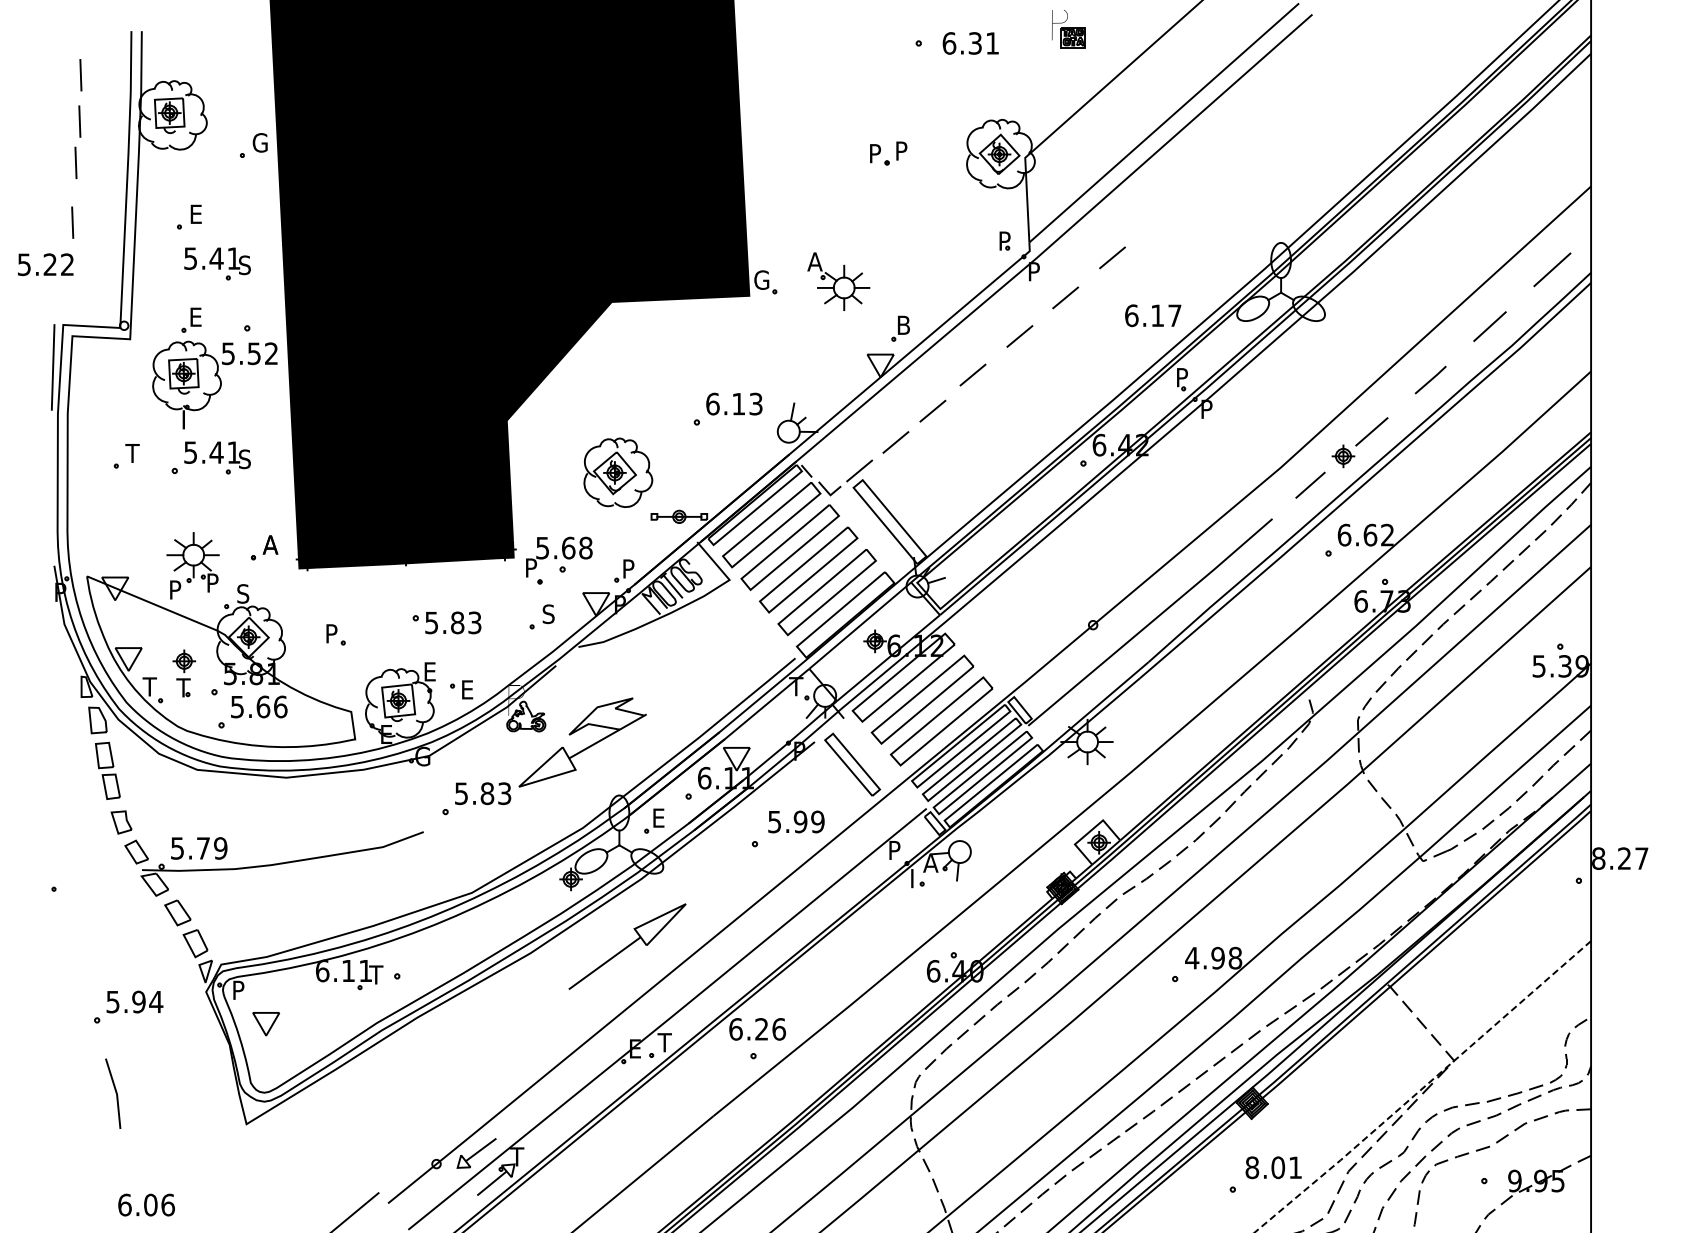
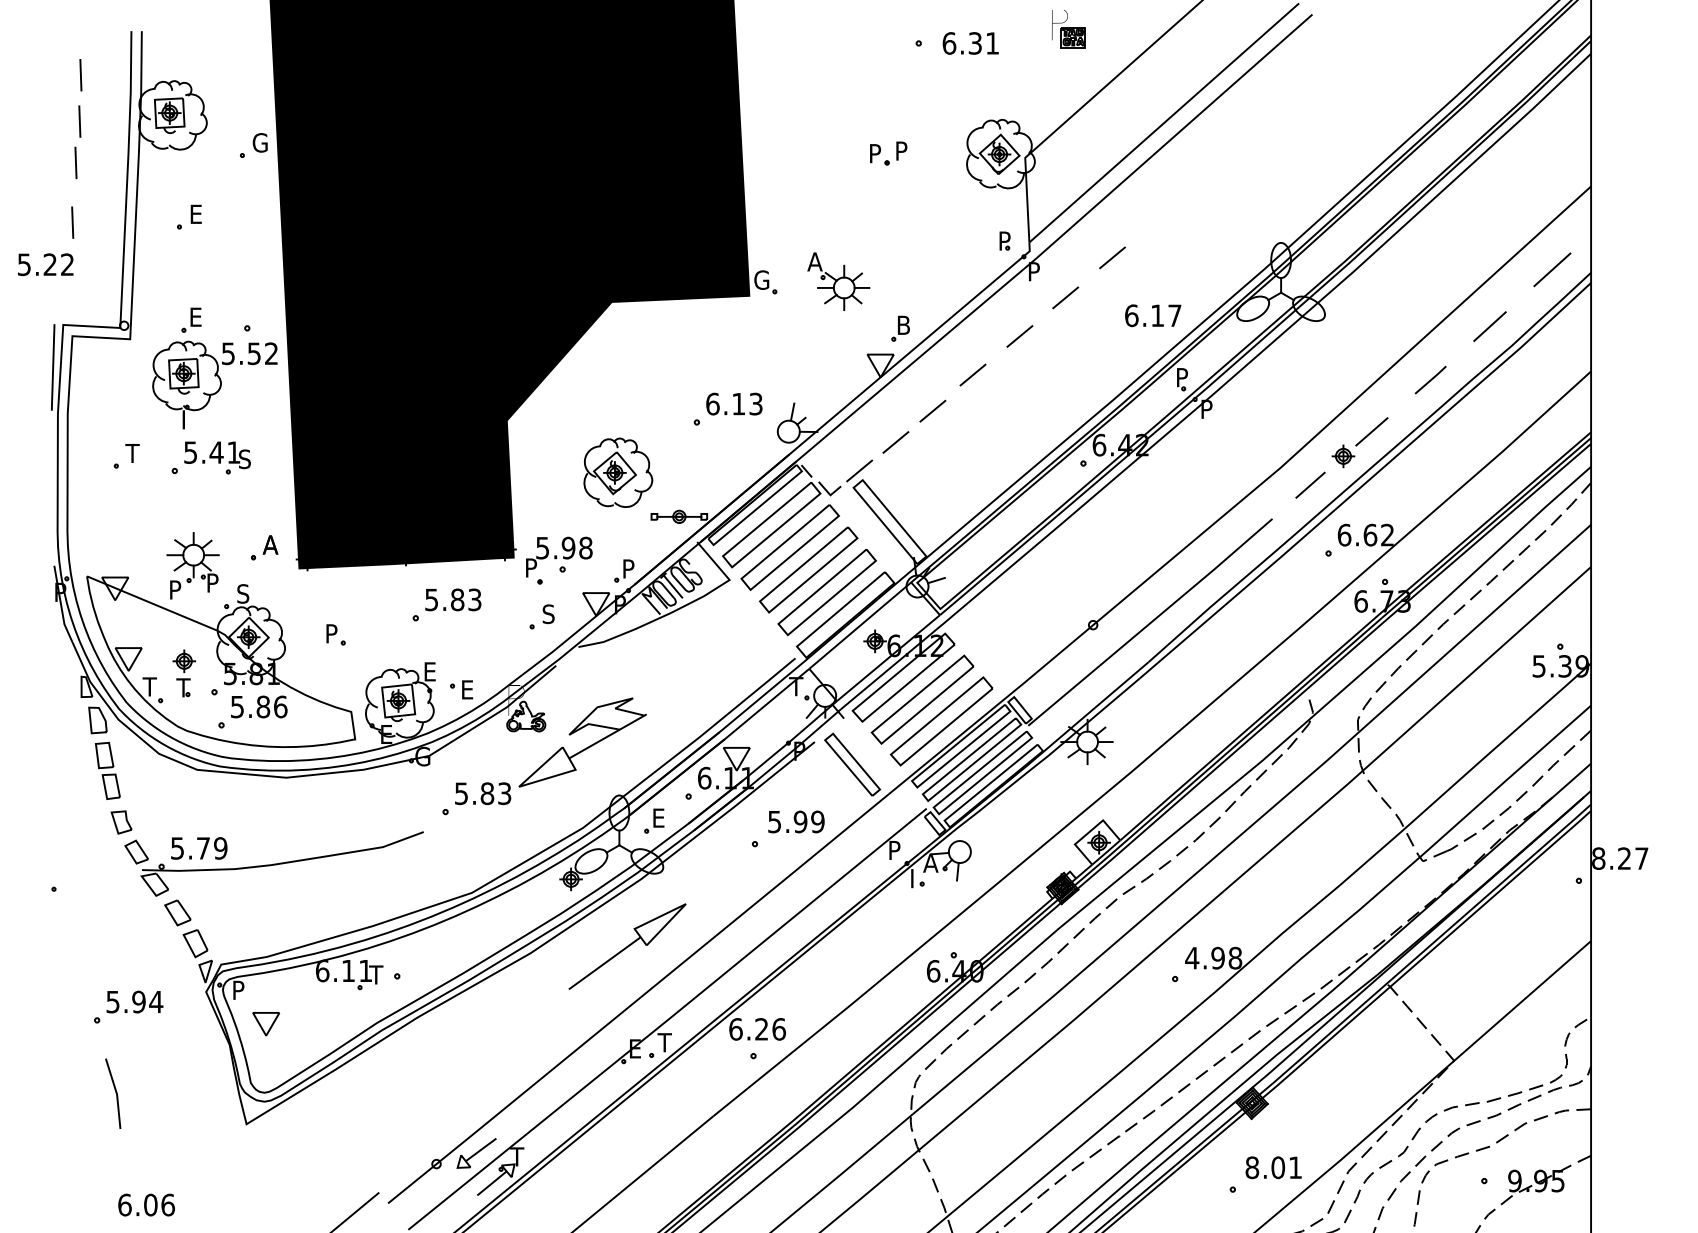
part: present -> none (217, 263)
text: 5.68 -> 5.98 (568, 547)
text position: (453, 622) -> (453, 599) (453, 599)
text: 5.66 -> 5.86 (263, 706)
line: dashed -> solid (1422, 1088)
